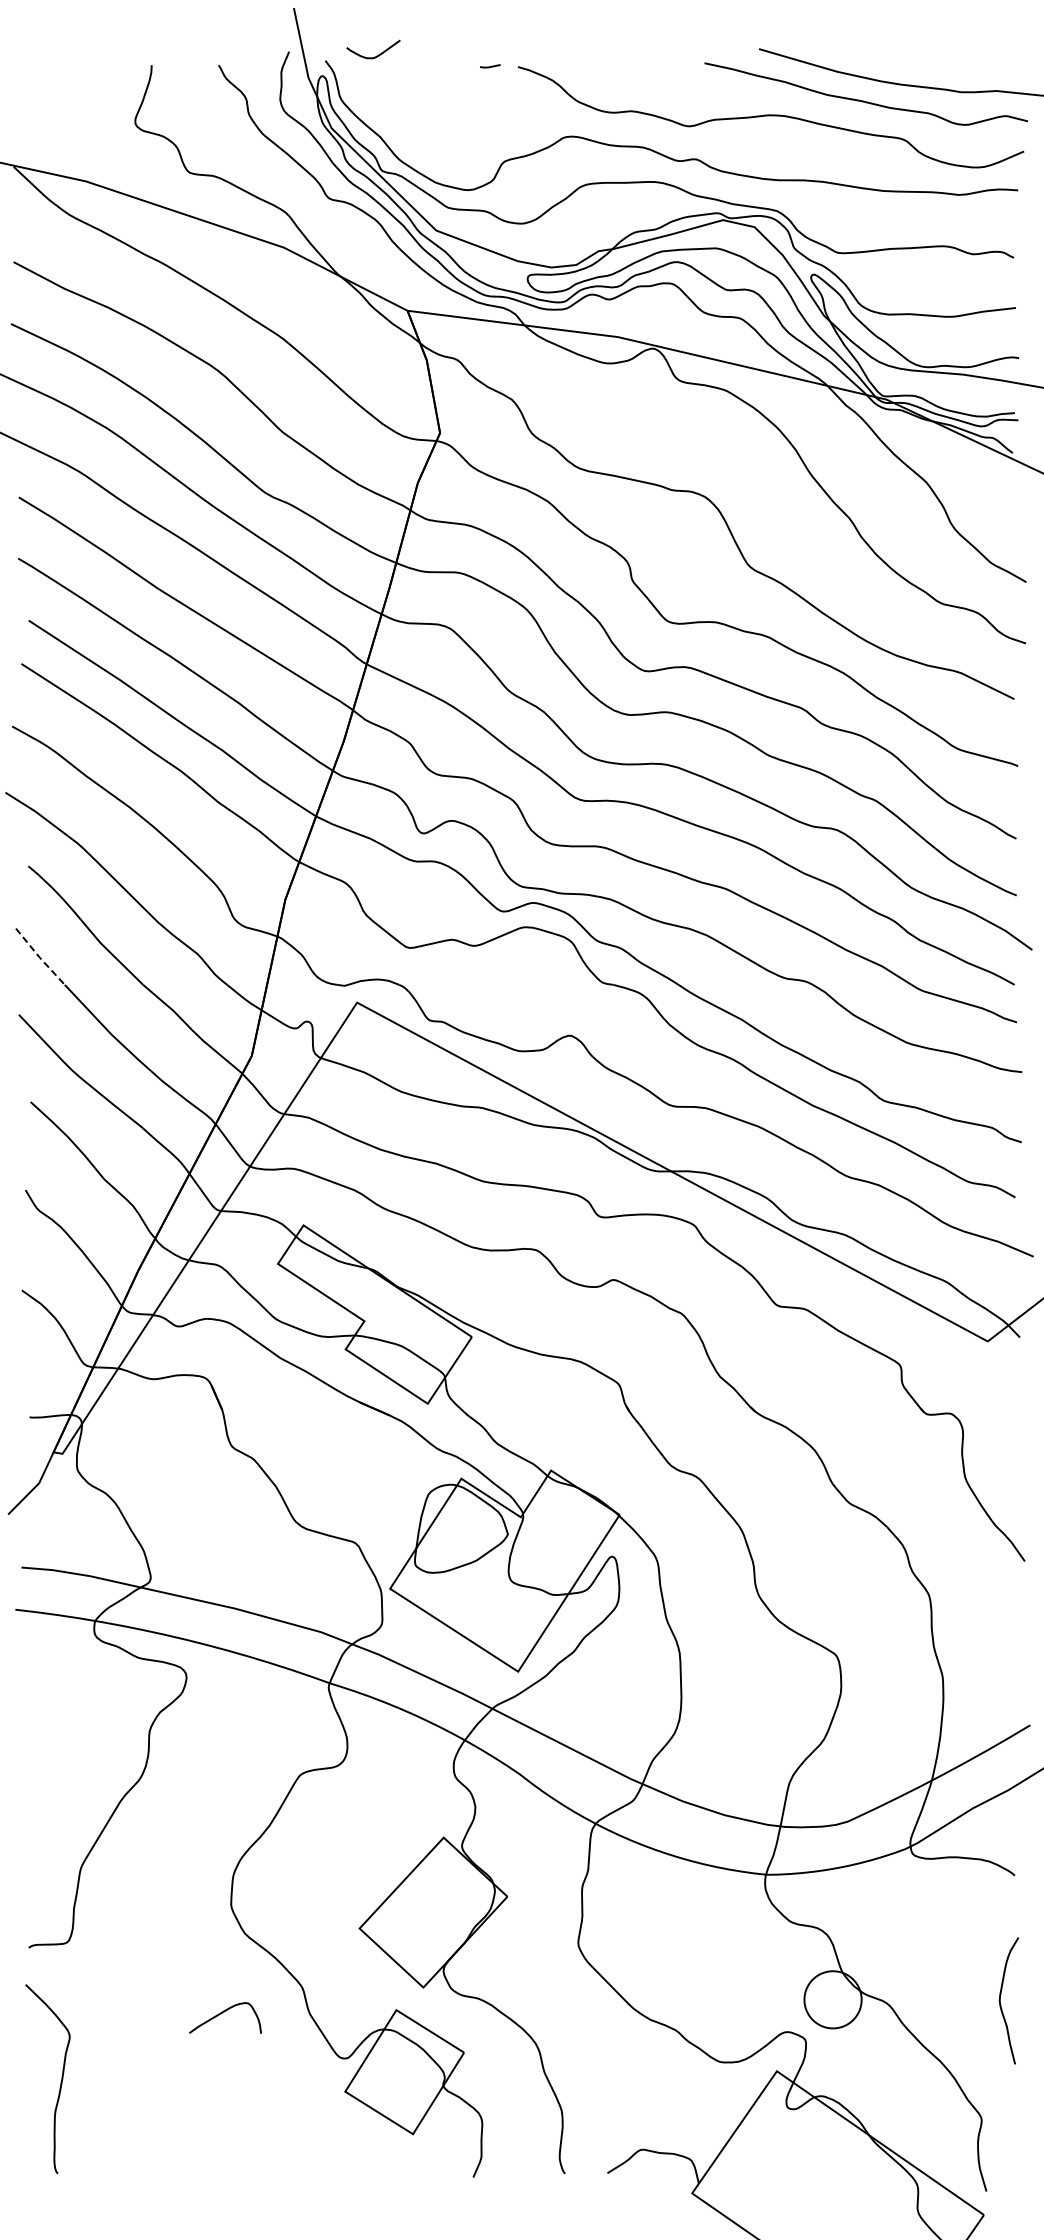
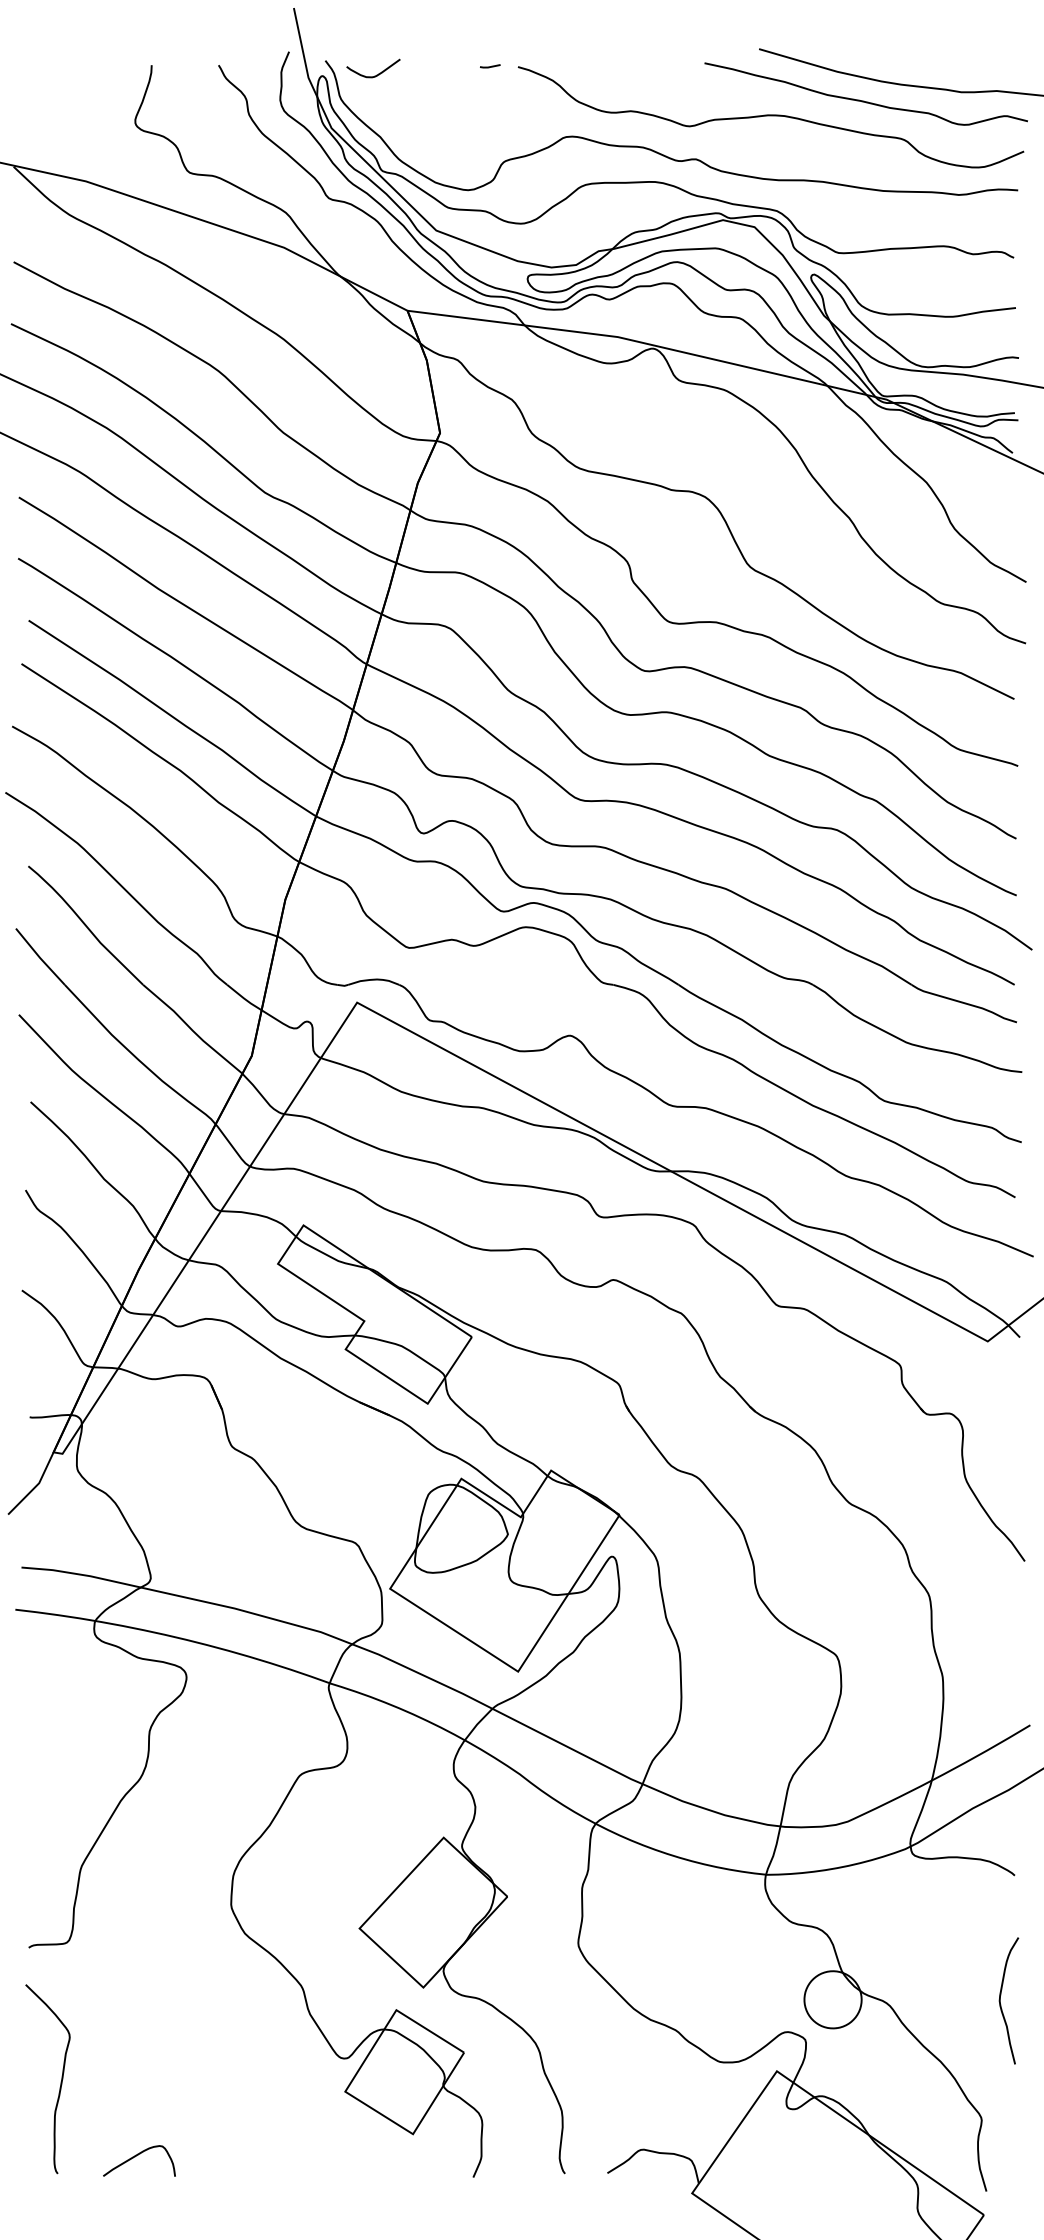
curve position: (376, 55) -> (376, 74) (376, 74)
line: dashed -> solid (40, 958)
curve position: (222, 2013) -> (136, 2156) (136, 2156)
